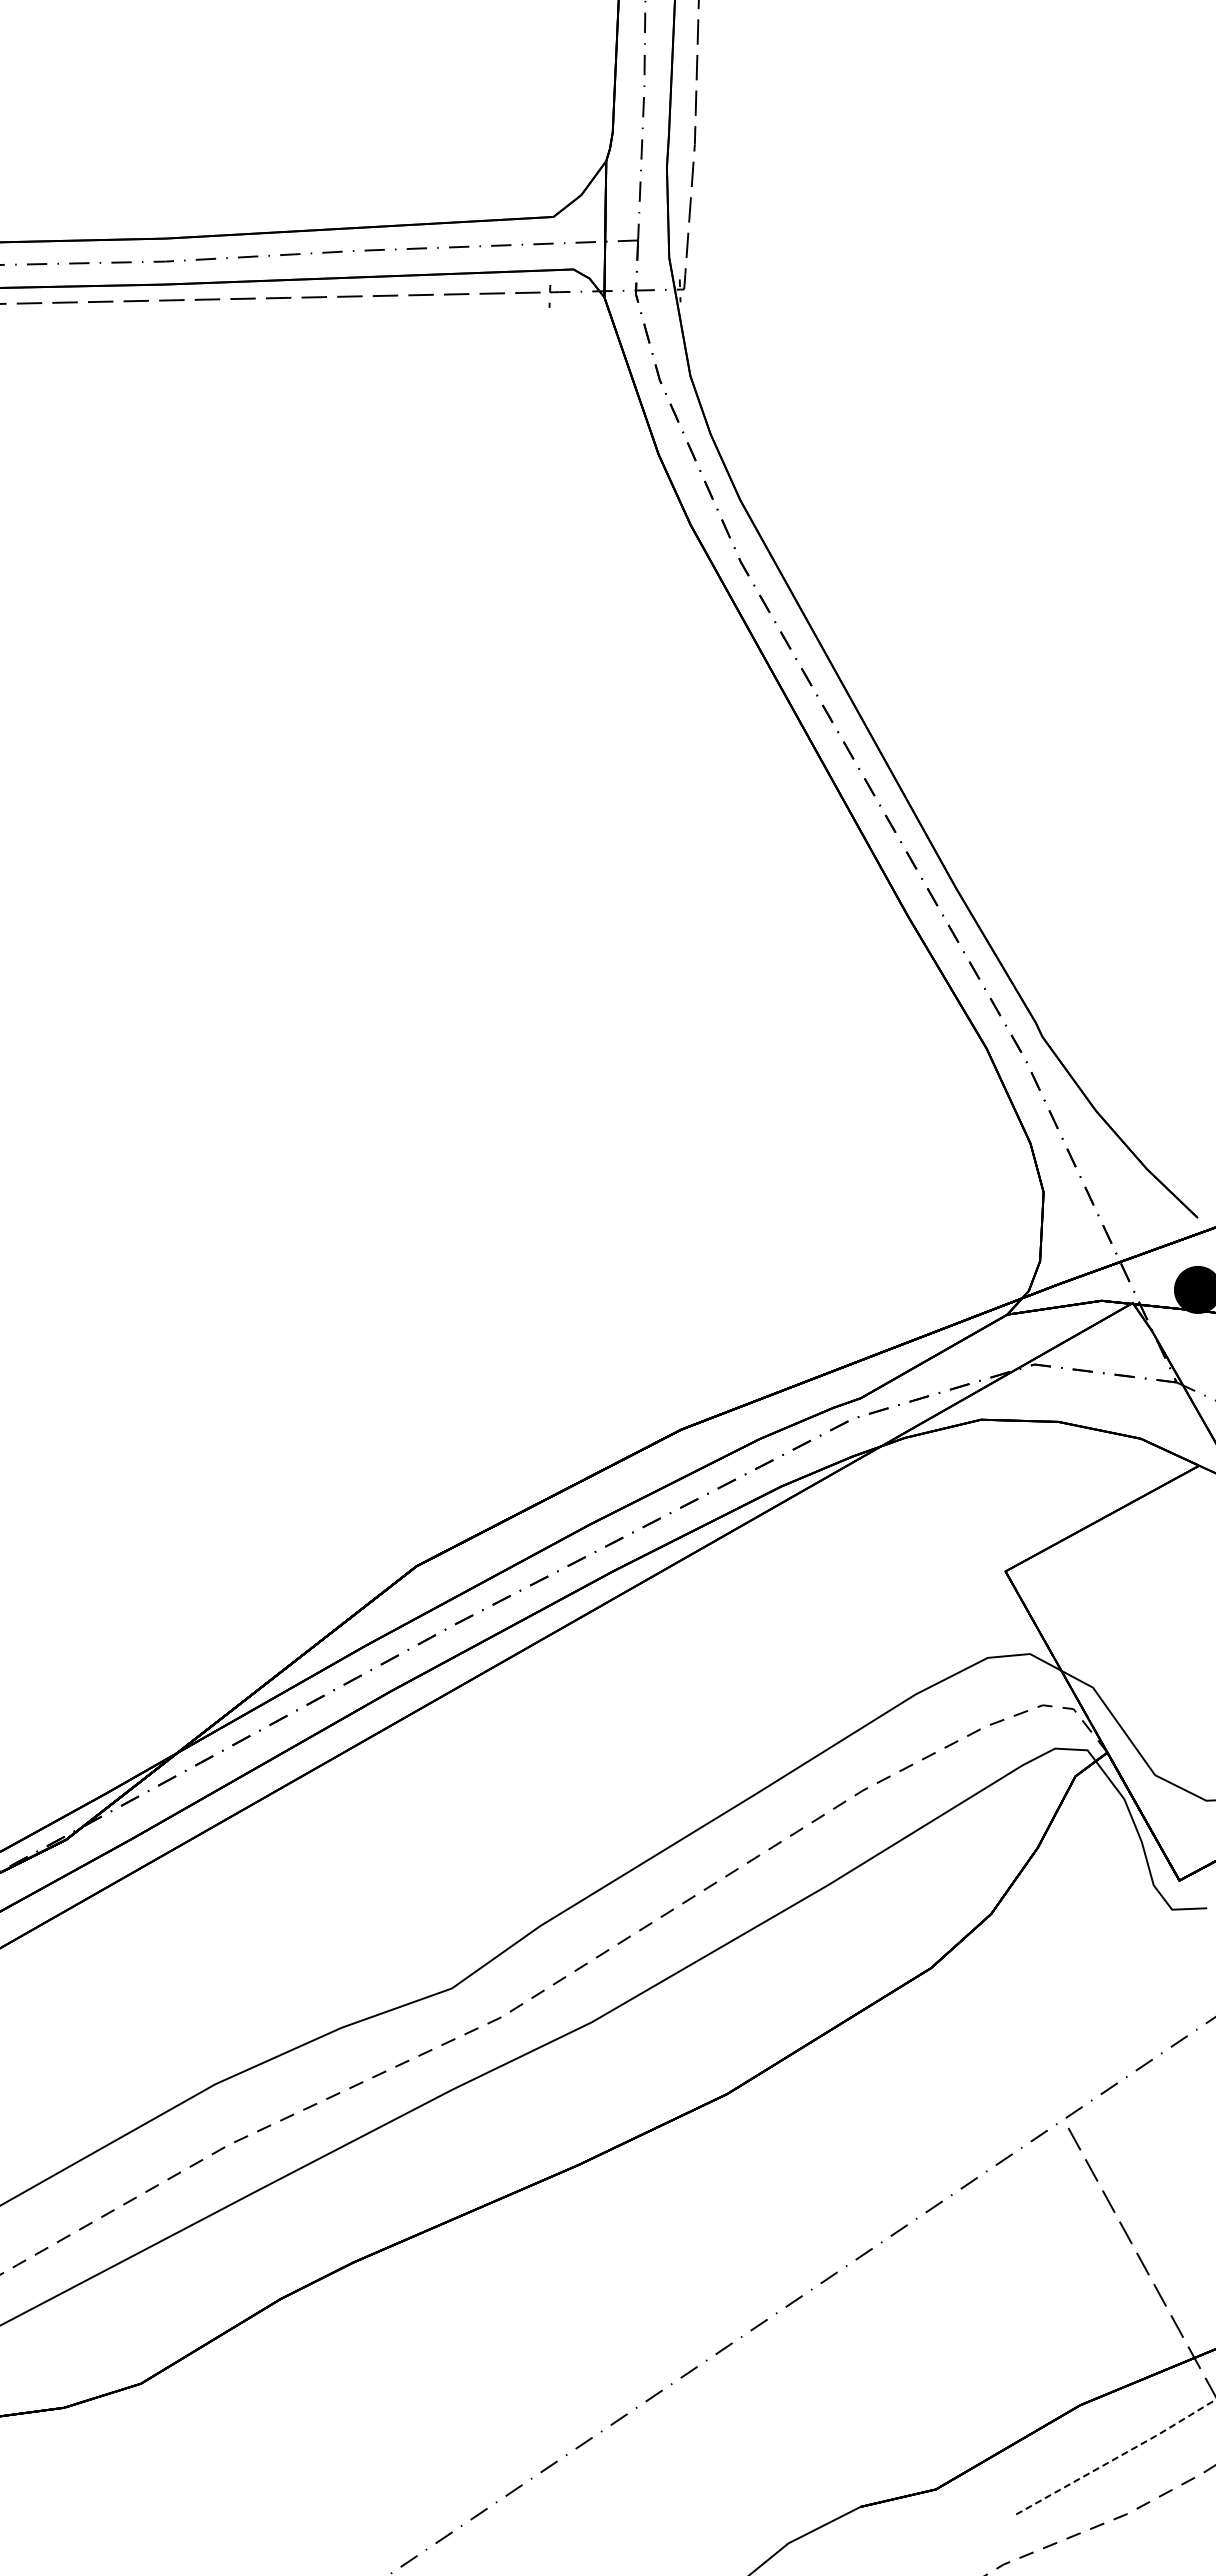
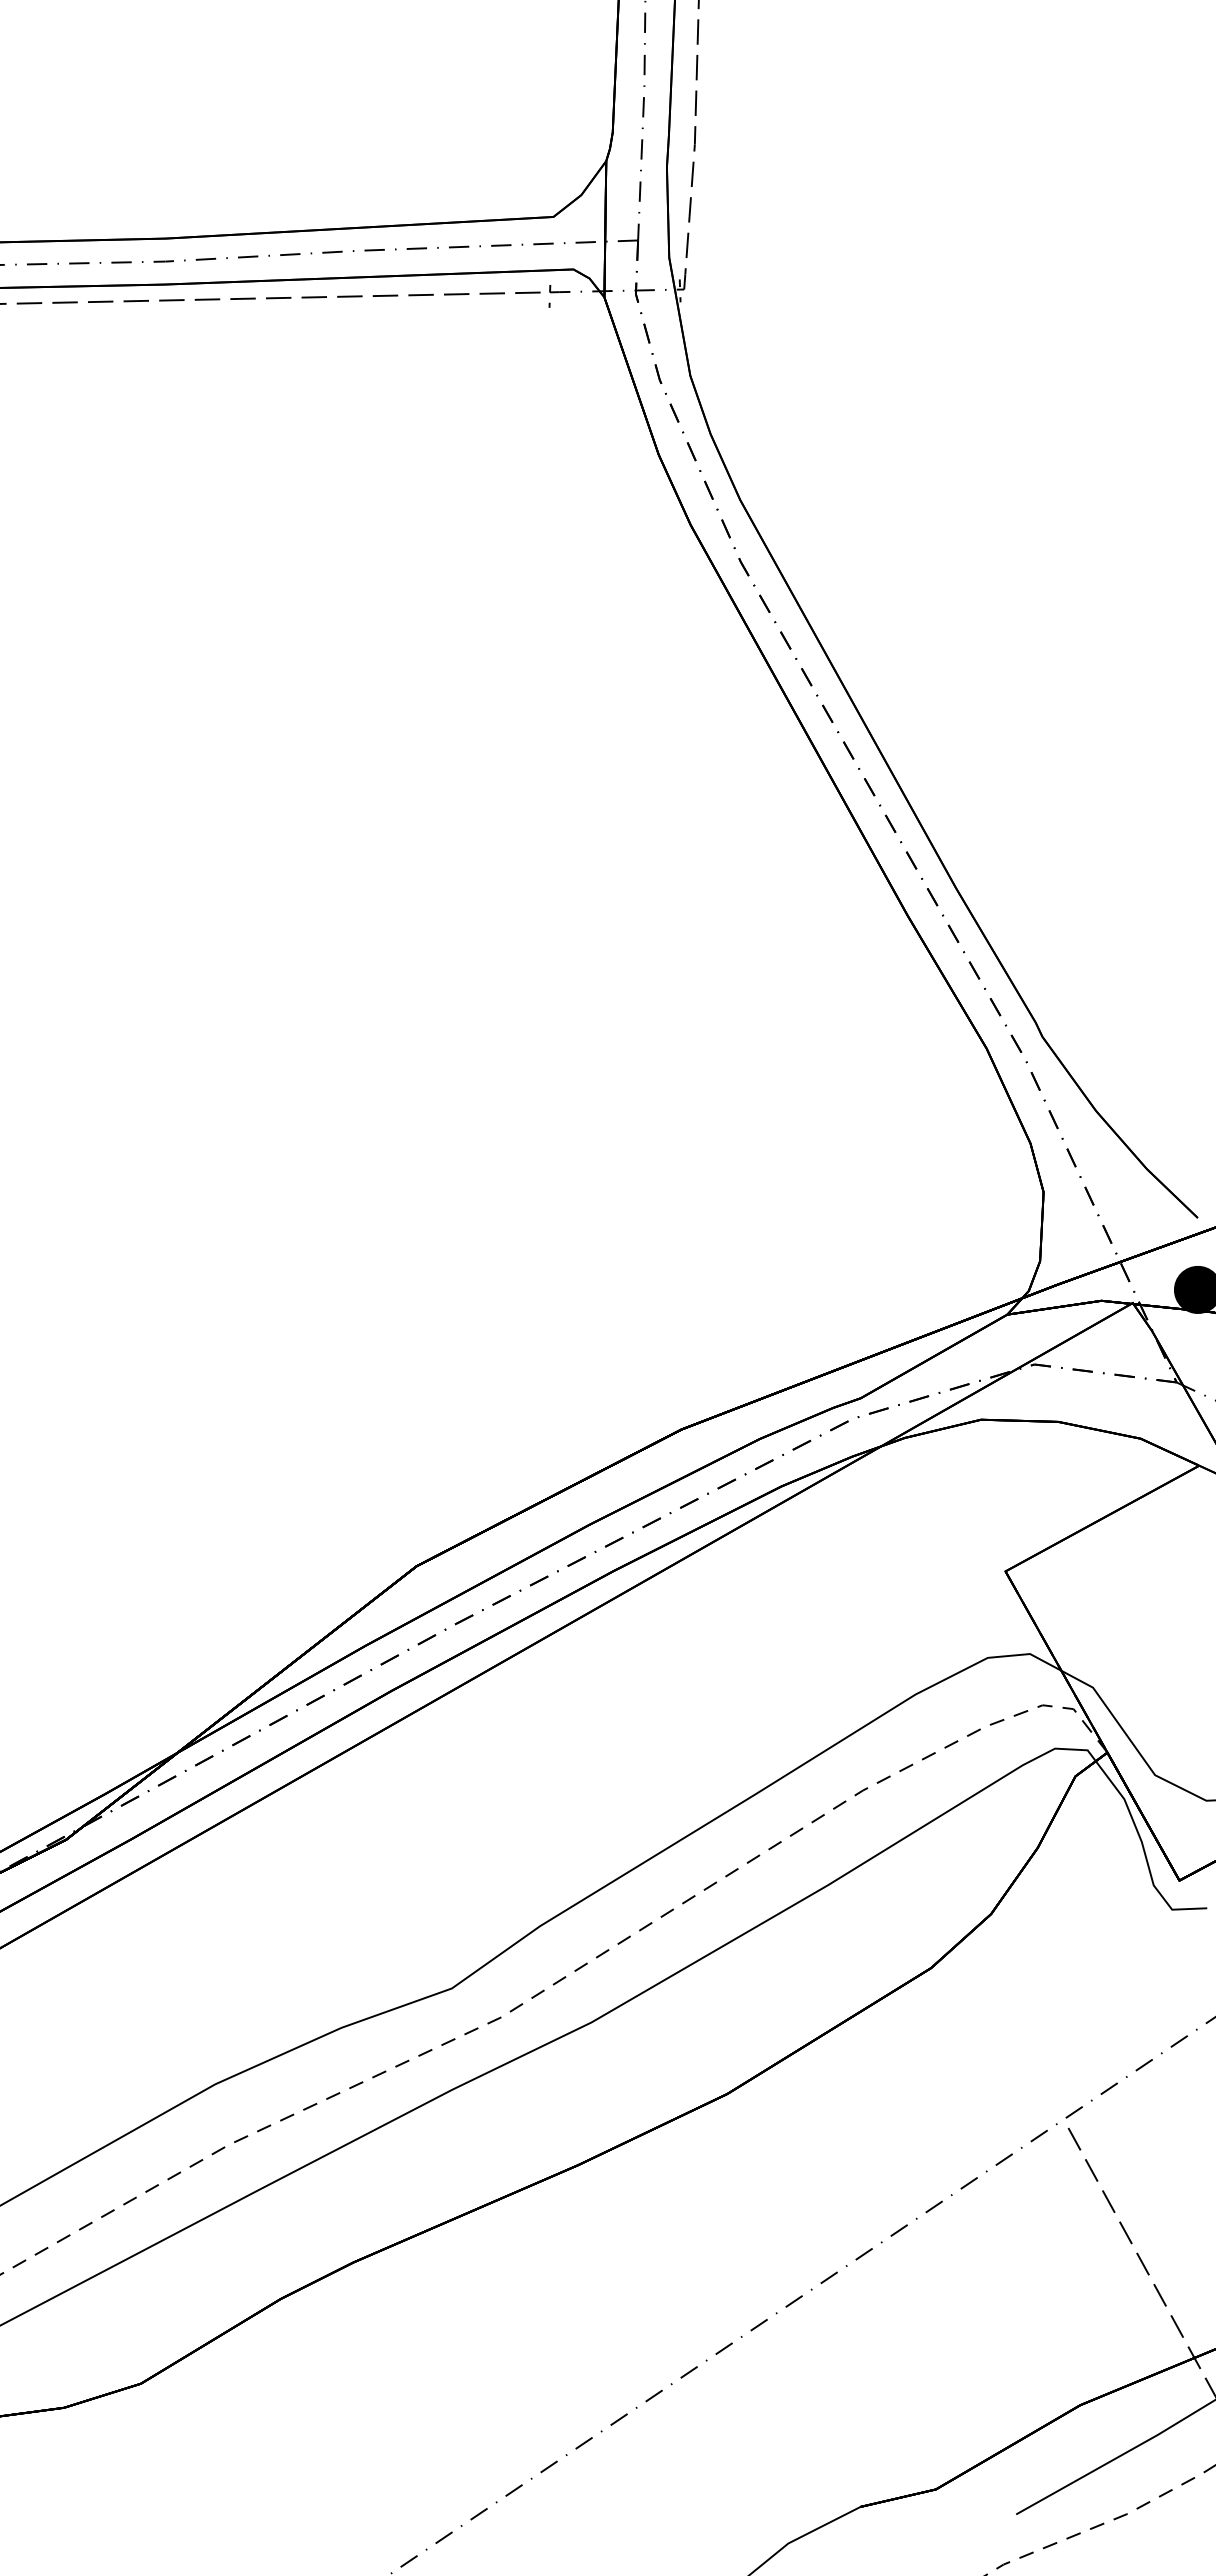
line: dashed -> solid (1117, 2457)
